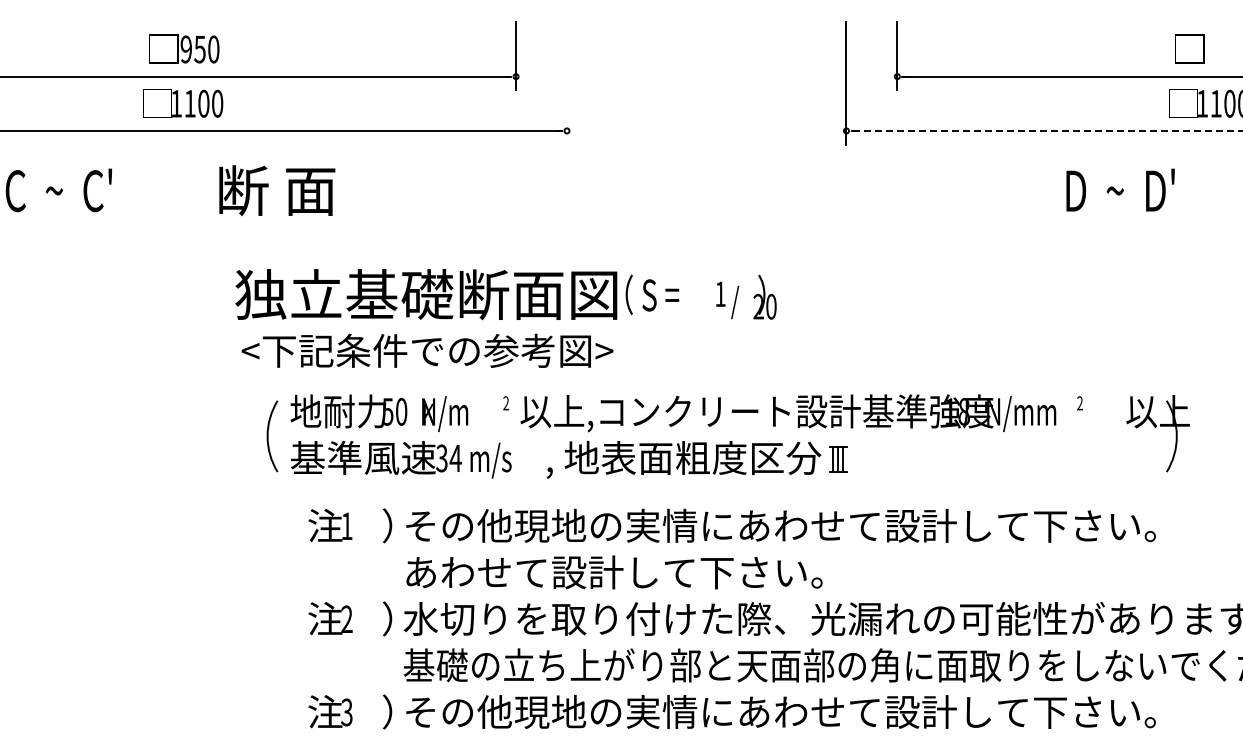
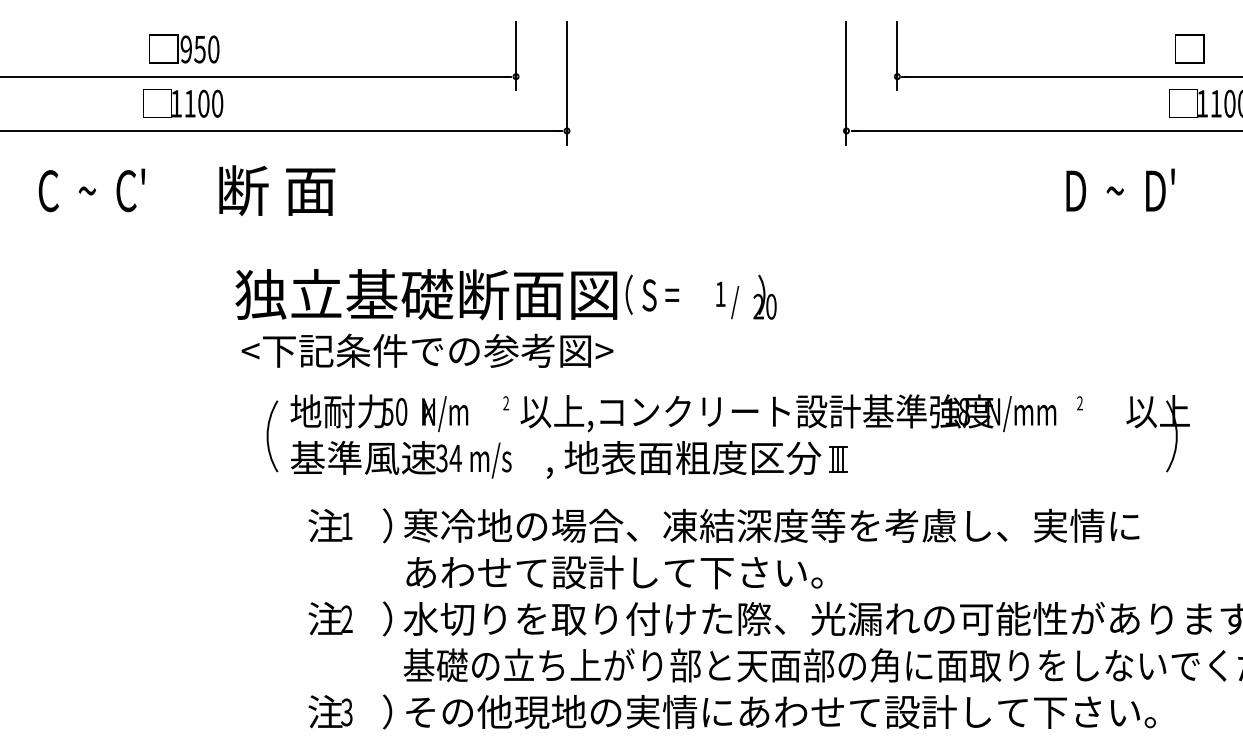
line: none -> present (566, 83)
line: dashed -> solid (1048, 130)
text position: (58, 190) -> (91, 190) (91, 190)
text: その他現地の実情にあわせて設計して下さい。 -> 寒冷地の場合、凍結深度等を考慮し、実情に (779, 525)
